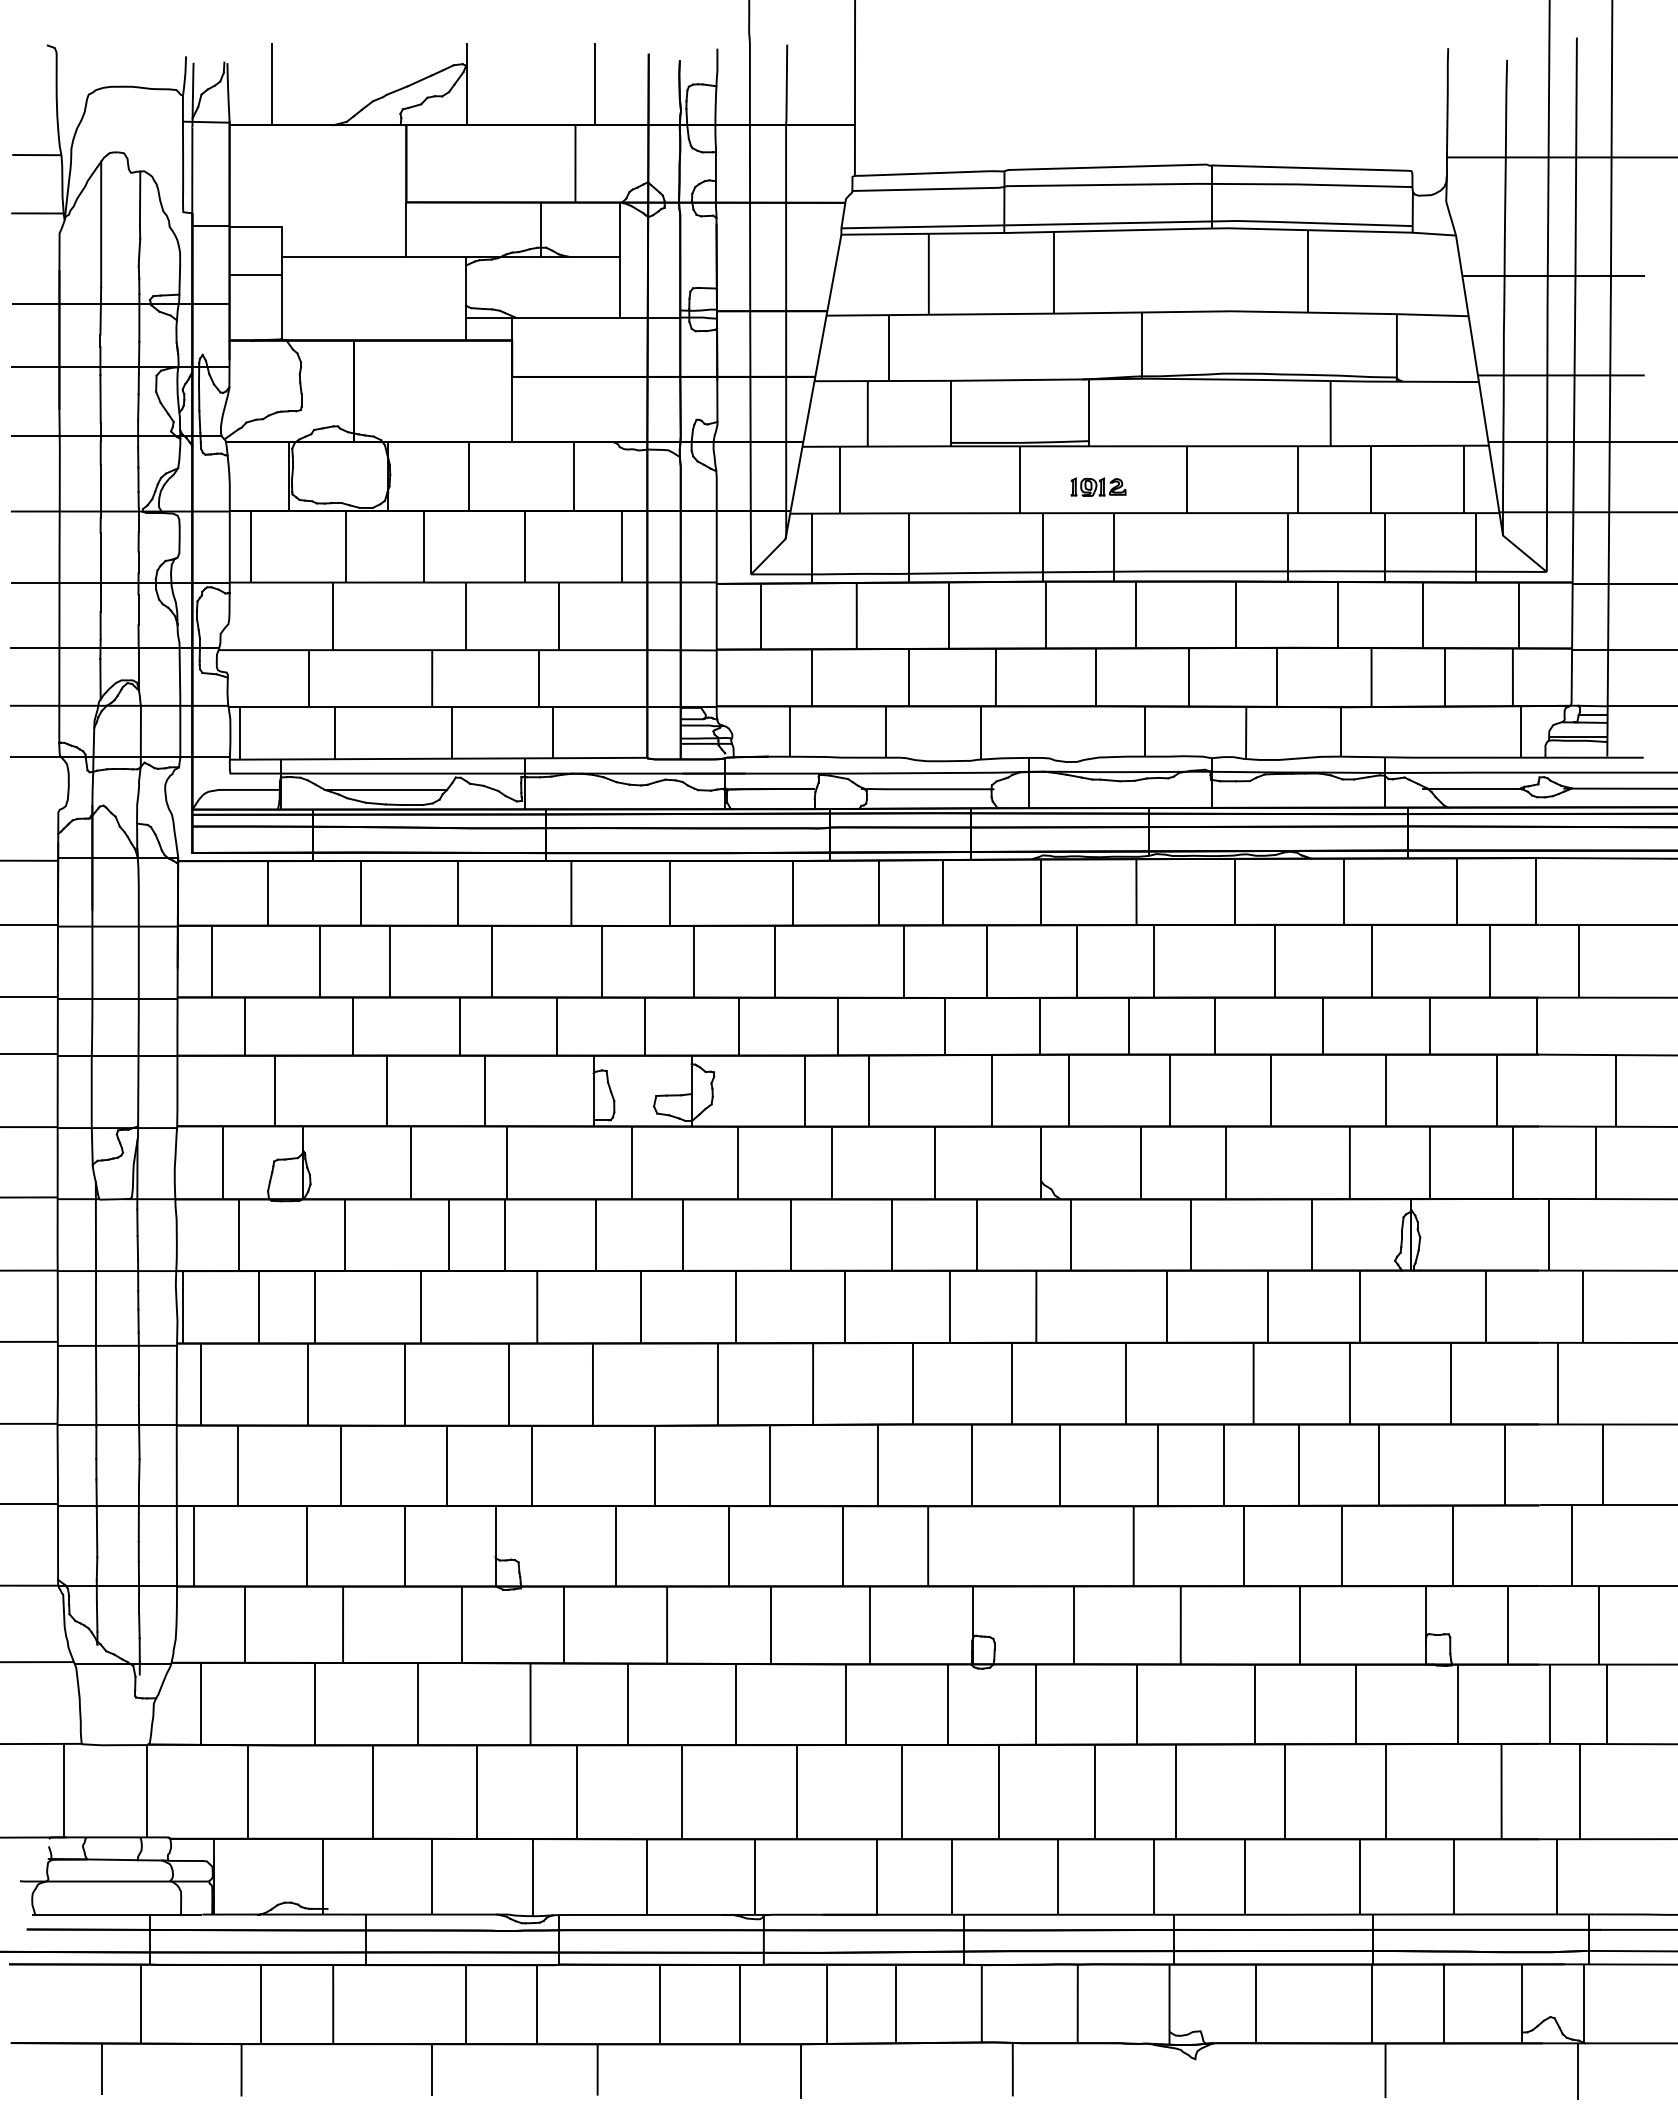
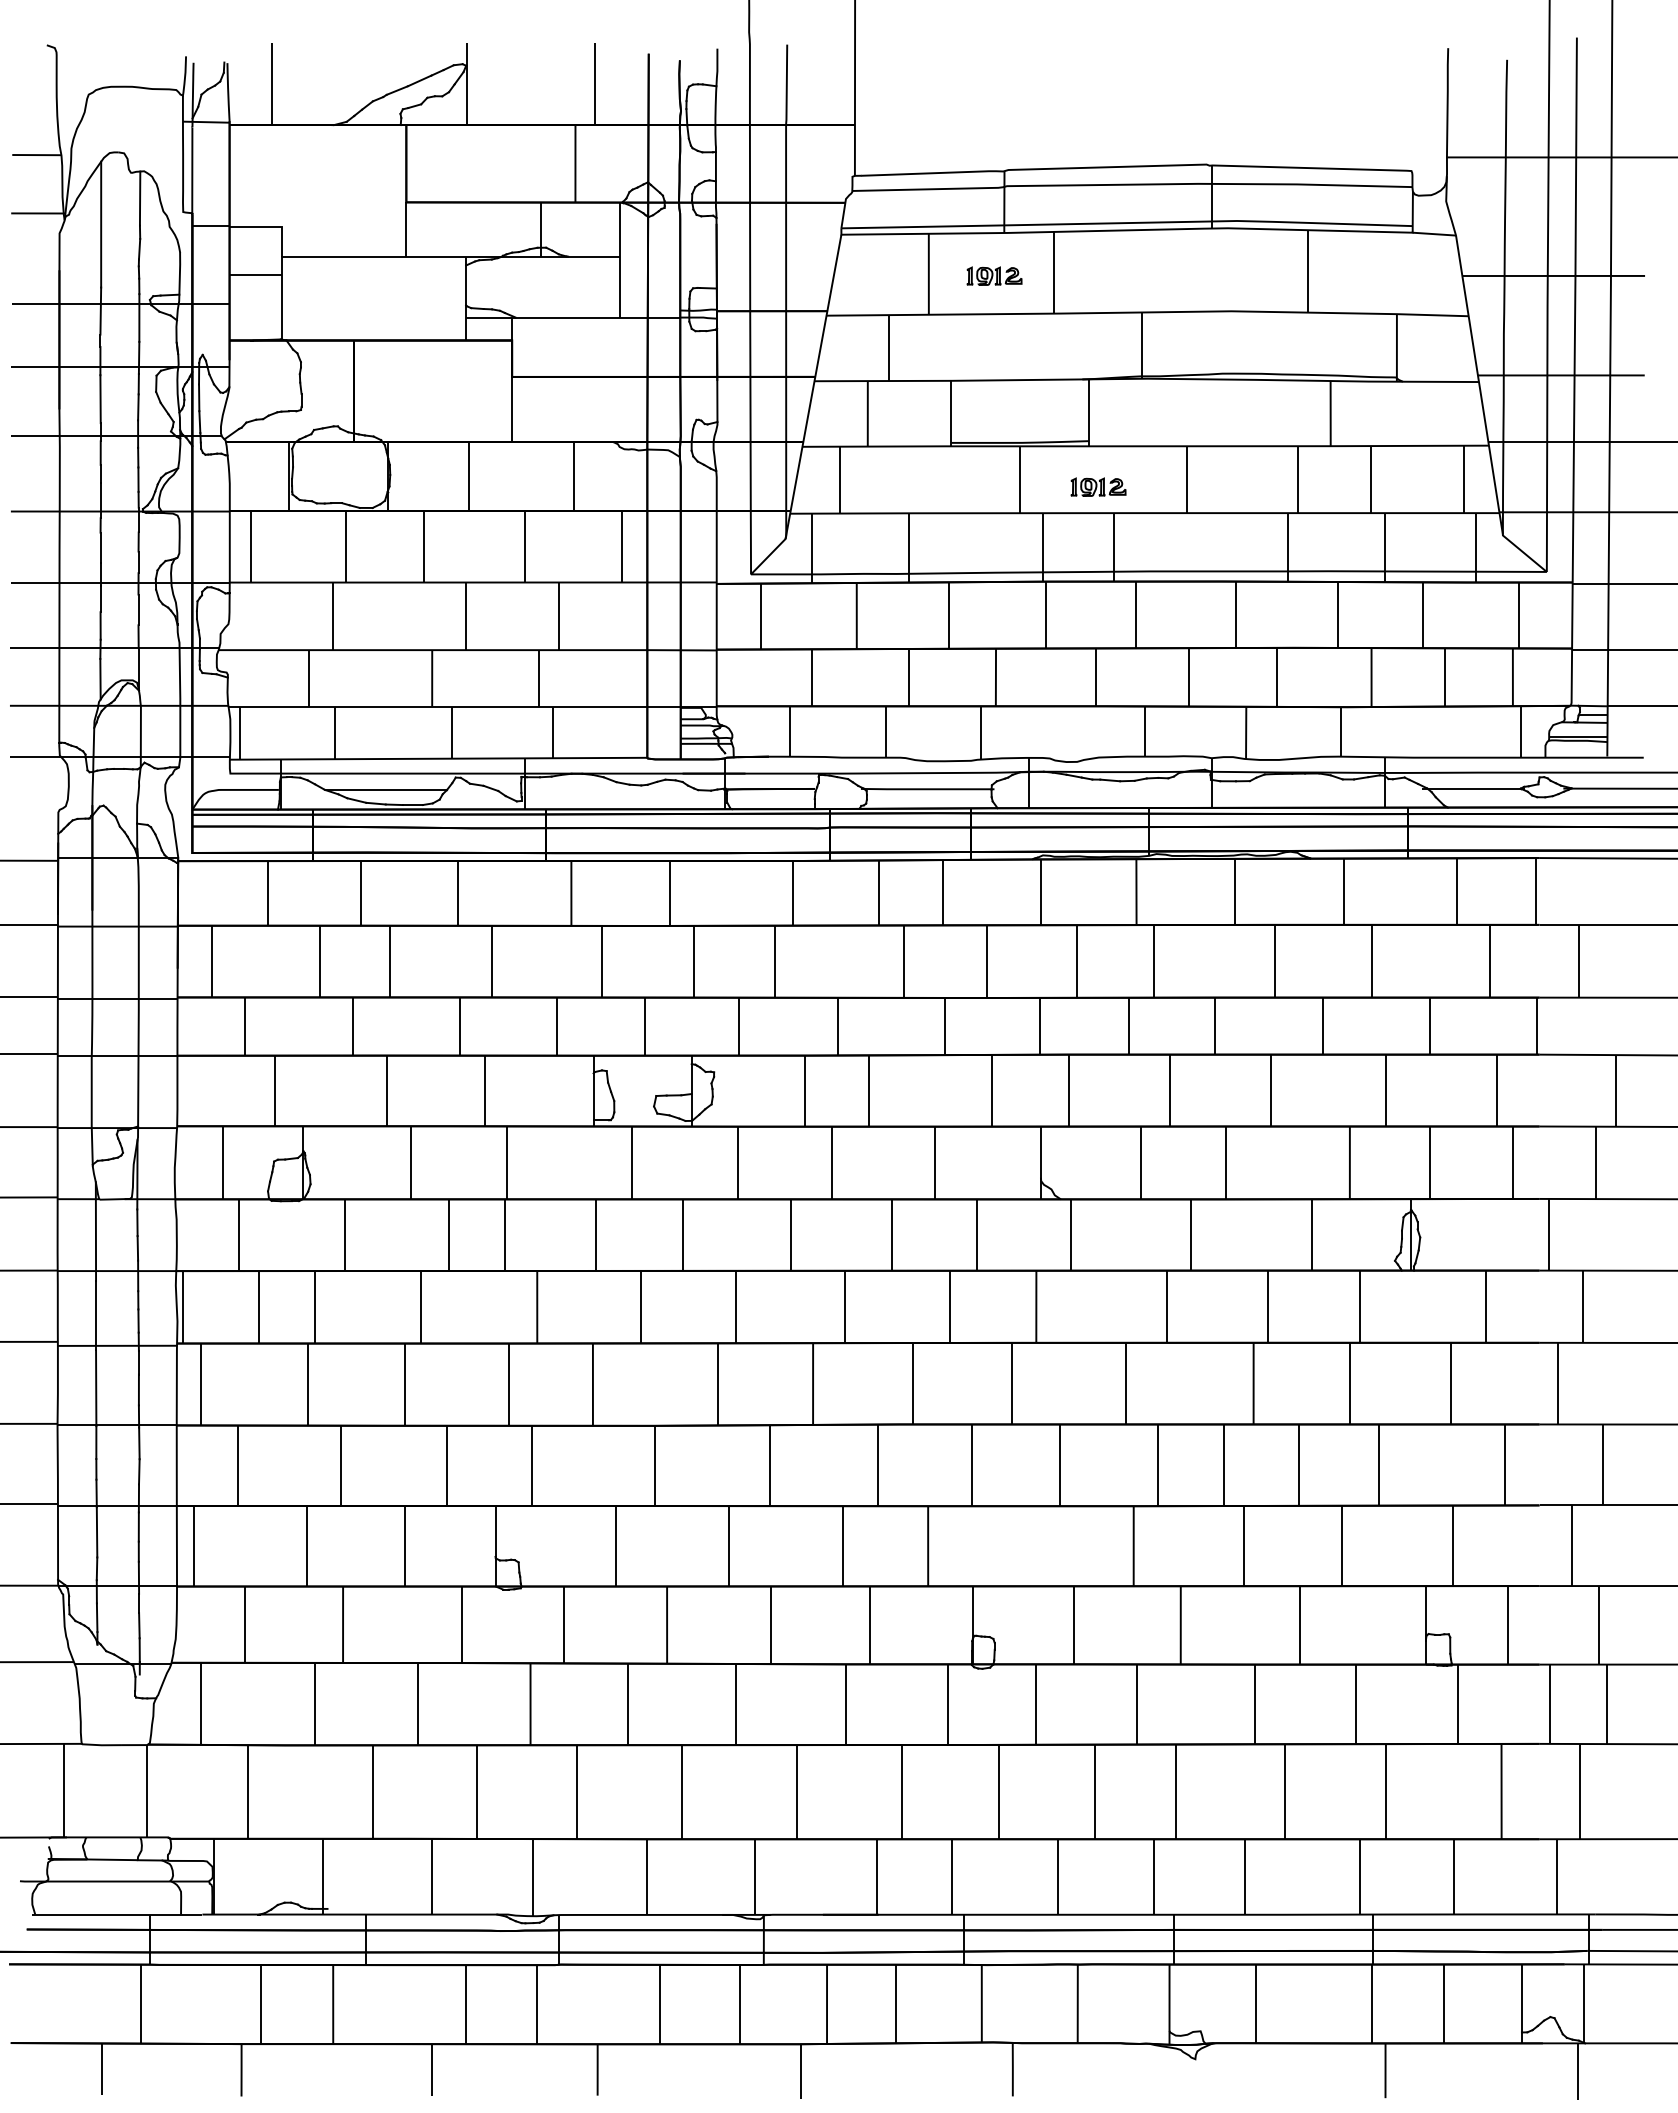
part: none -> present (994, 275)
